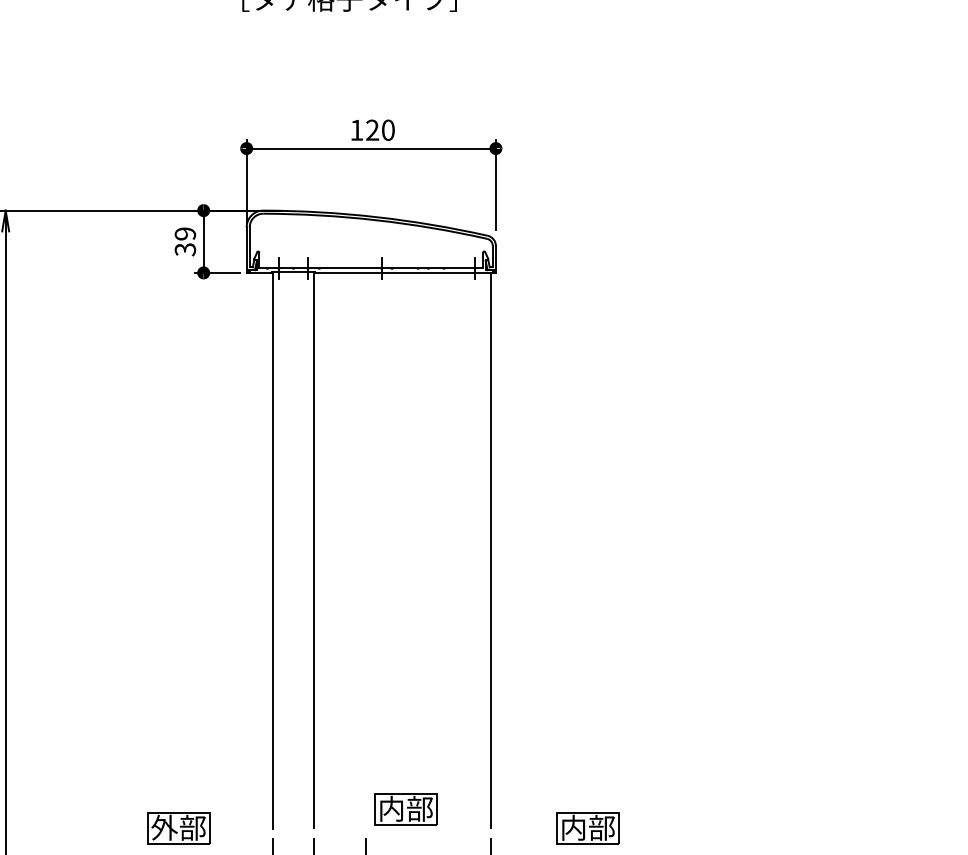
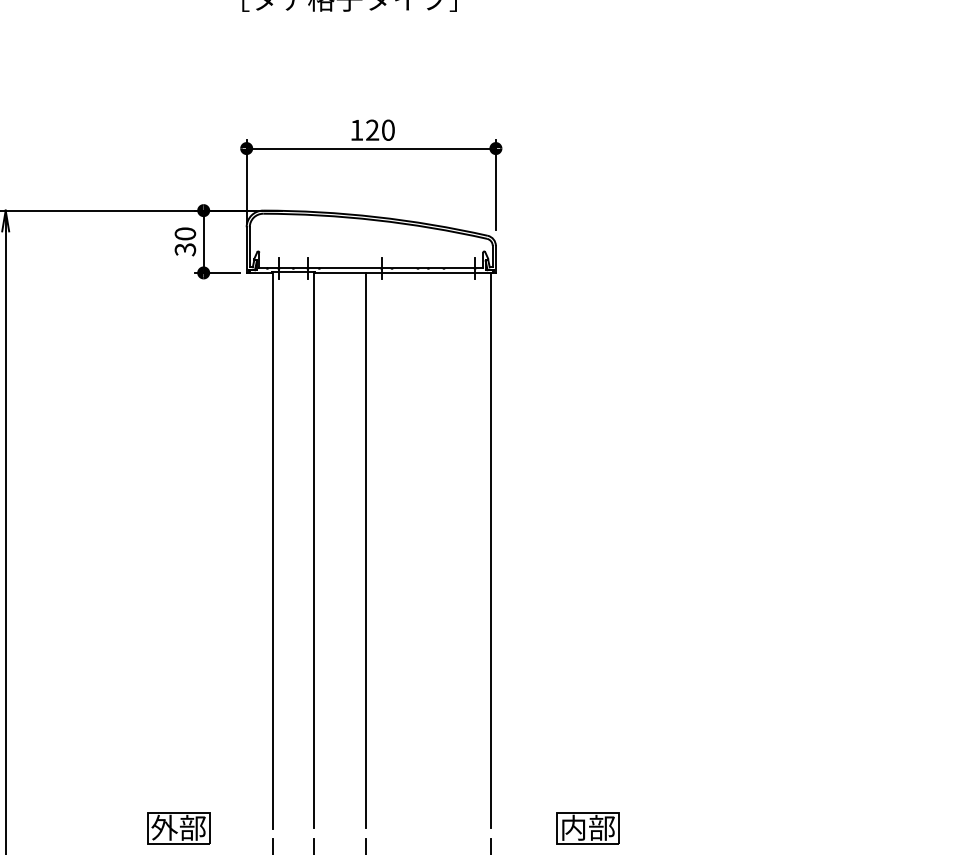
text: 39 -> 30 (185, 233)
line: none -> present (366, 550)
part: present -> none (405, 809)
